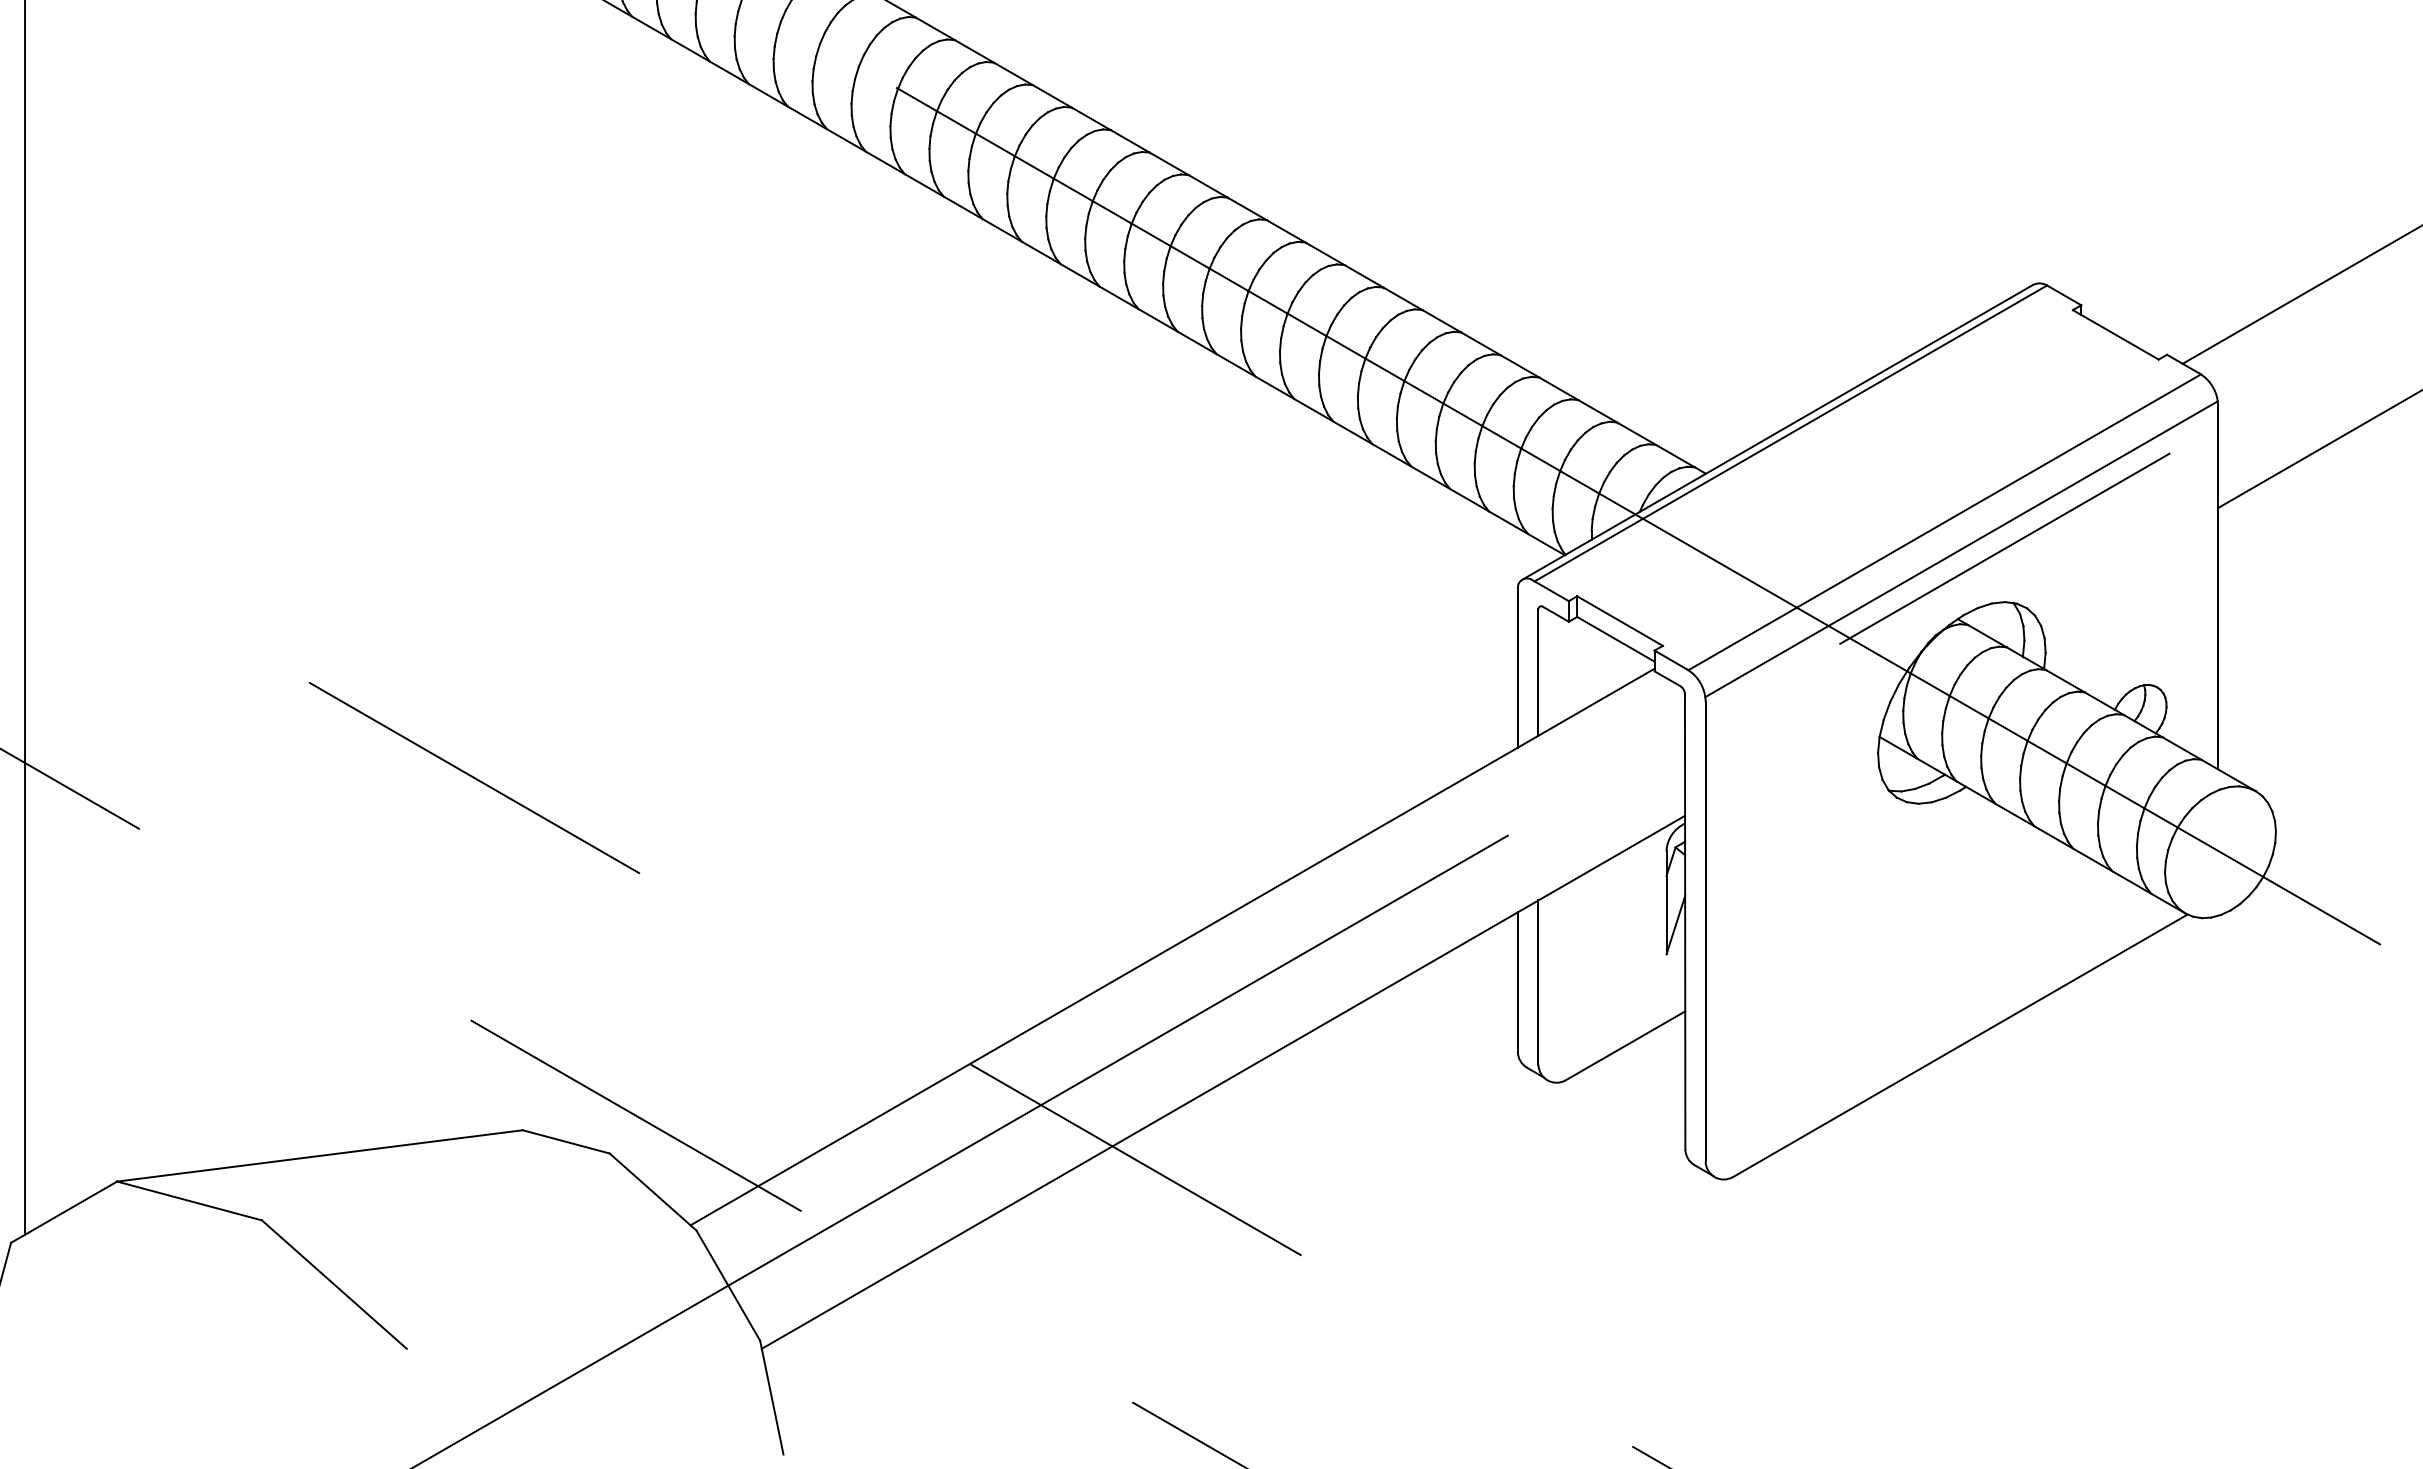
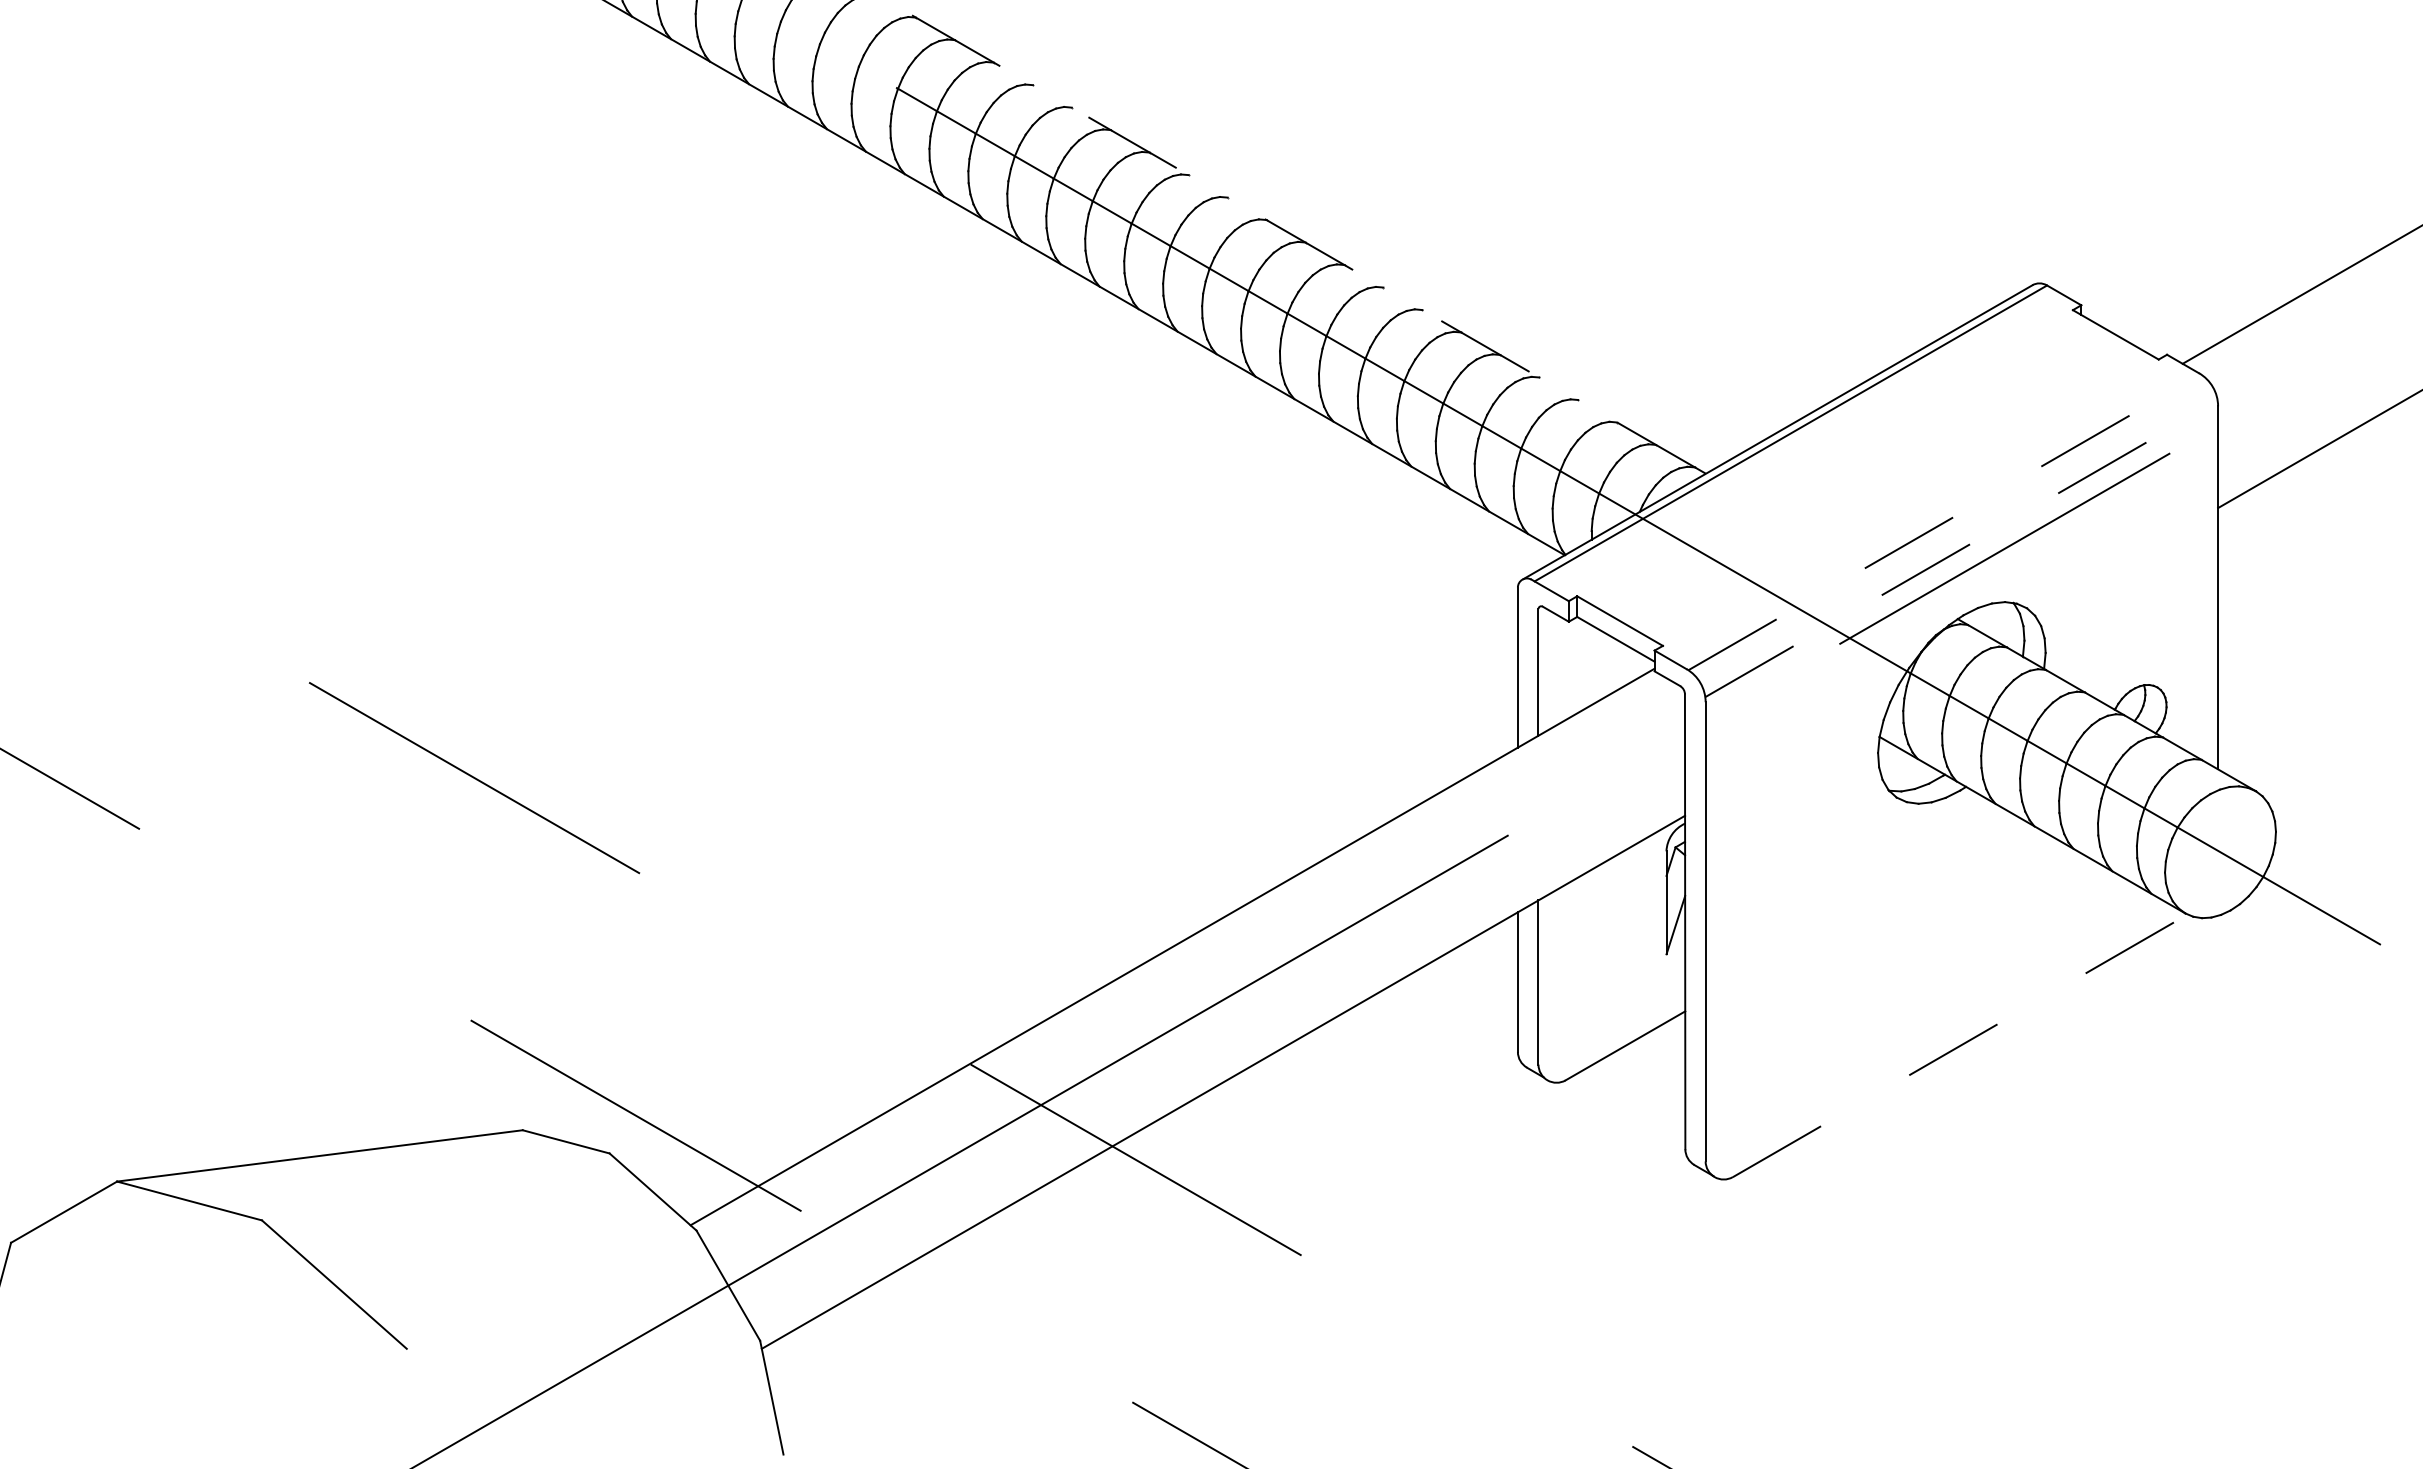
line: solid -> dashed (1295, 236)
line: solid -> dashed (1944, 522)
line: solid -> dashed (1961, 549)
line: present -> none (25, 618)
line: solid -> dashed (1960, 1045)
